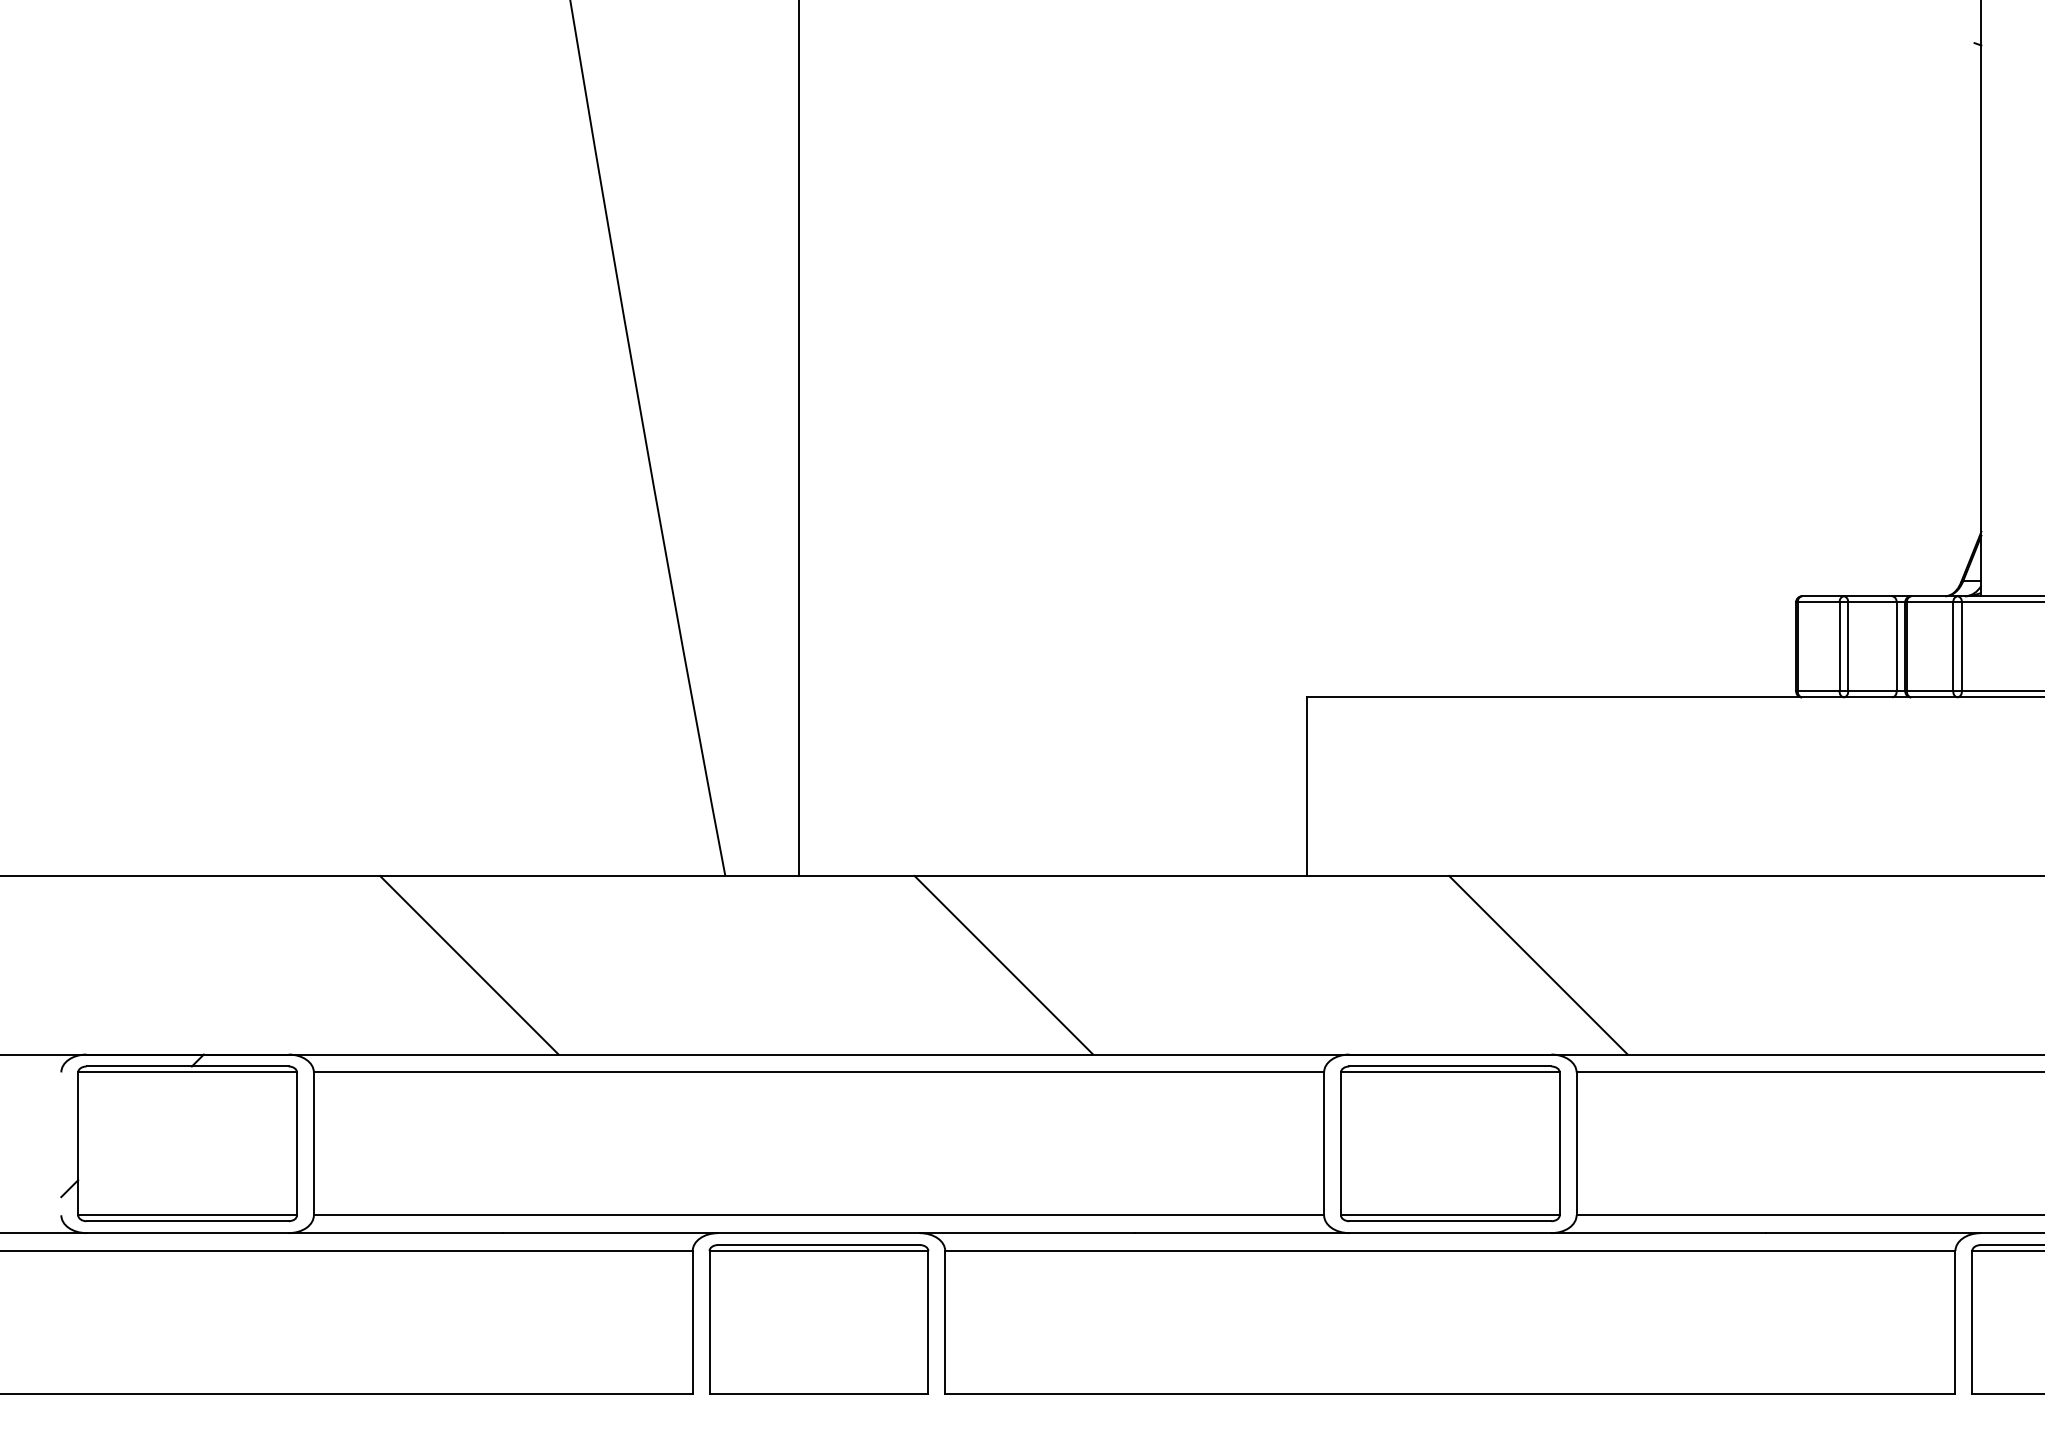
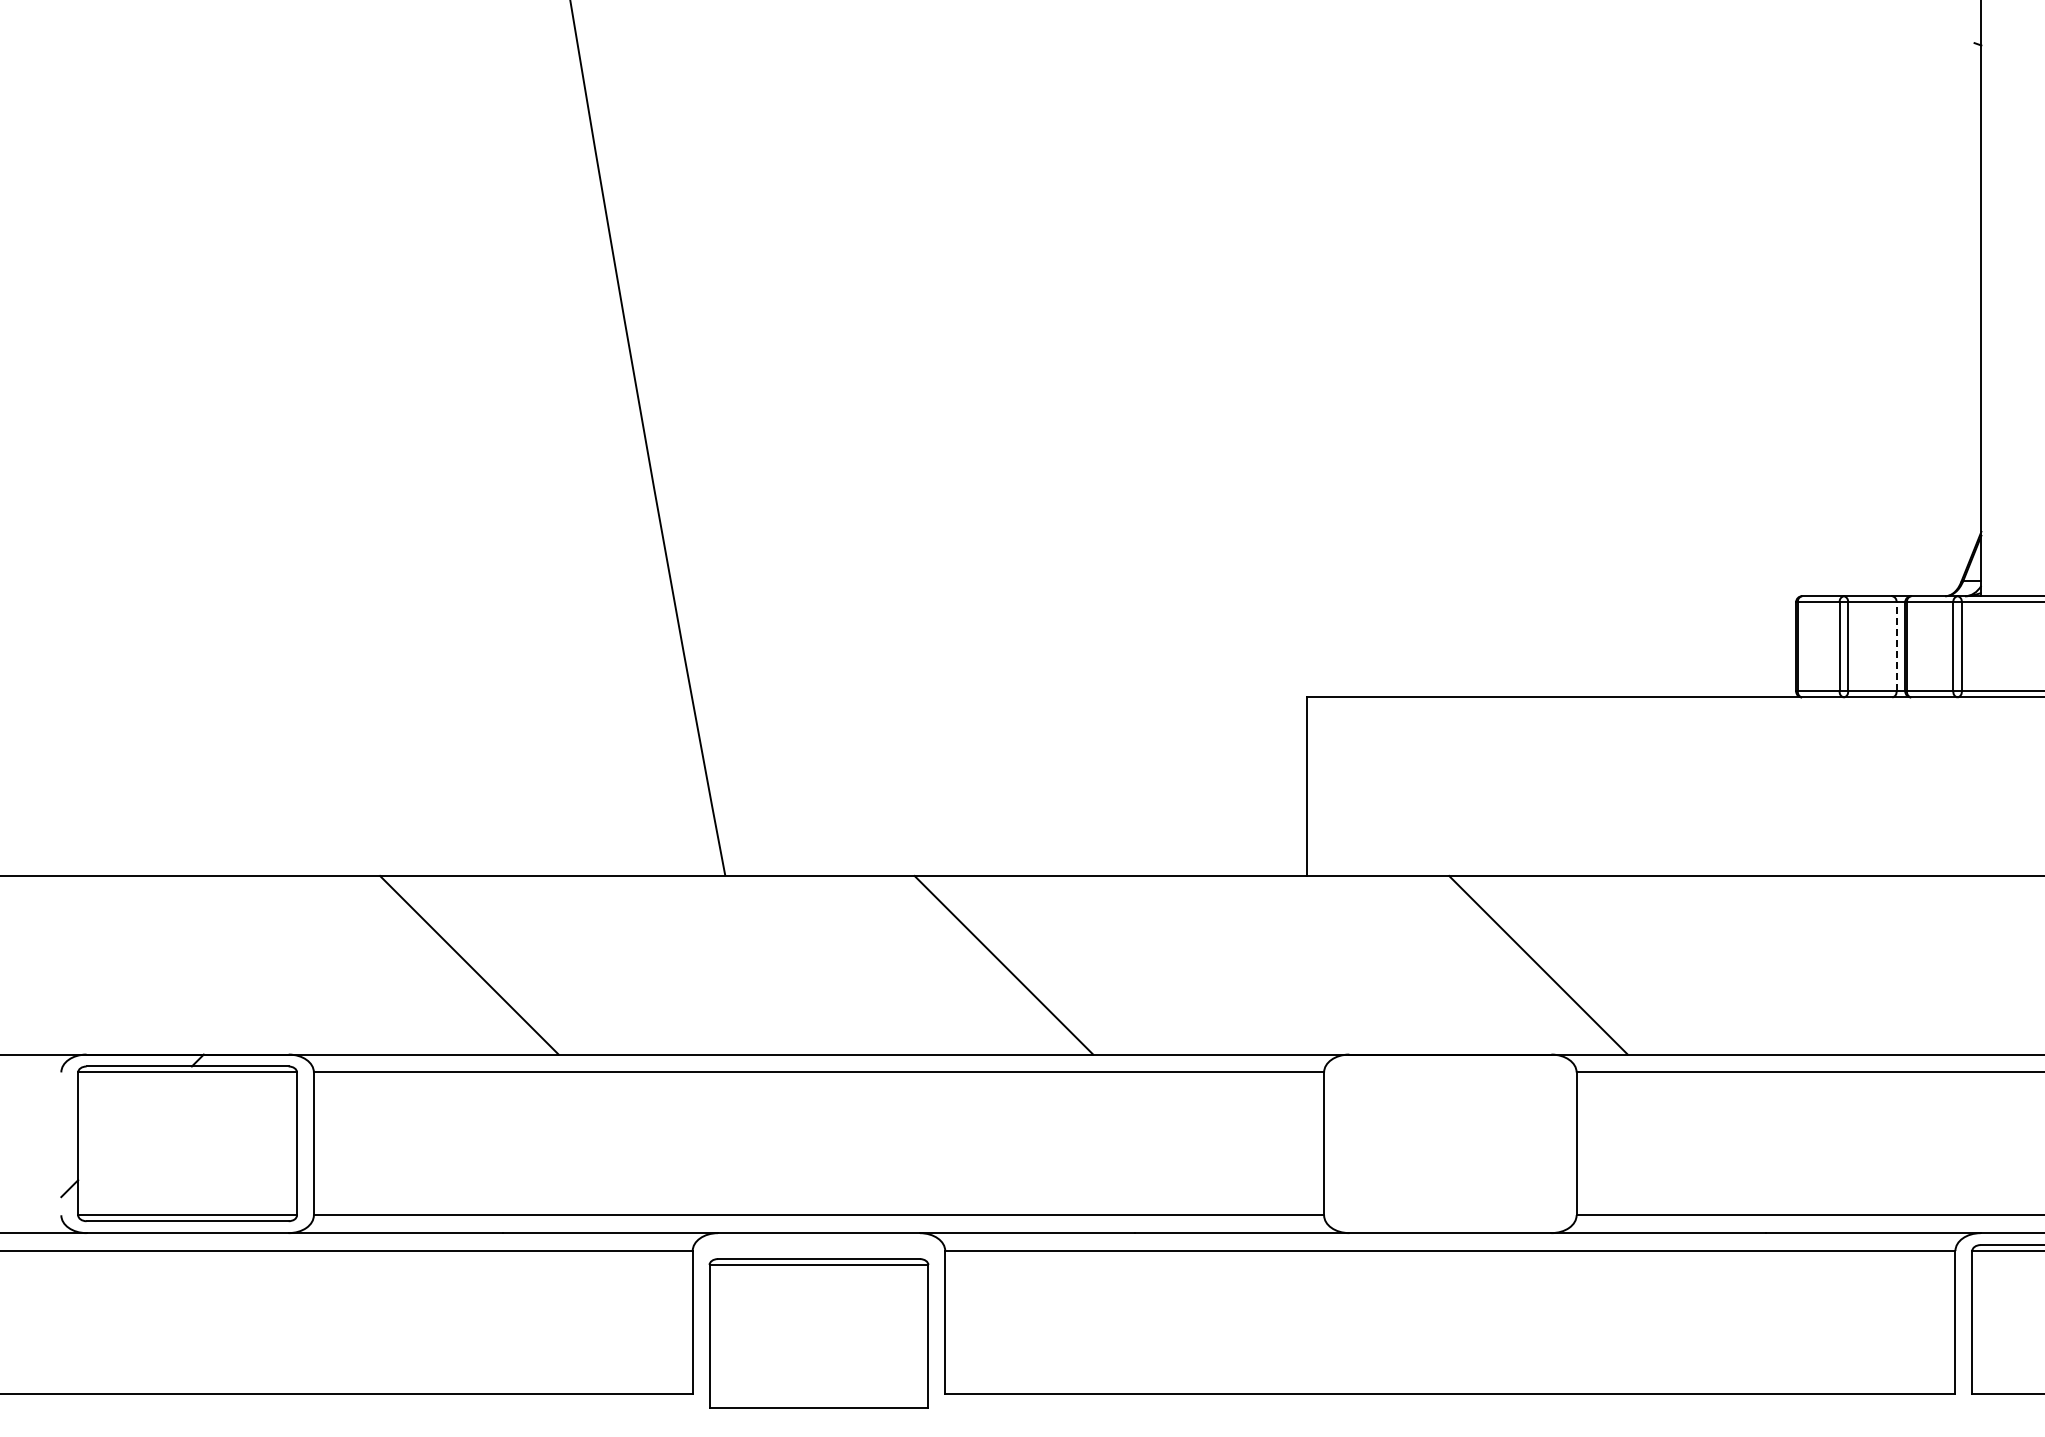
line: present -> none (799, 438)
line: solid -> dashed (1896, 646)
part: present -> none (1450, 1143)
part position: (818, 1319) -> (818, 1333) (818, 1333)
